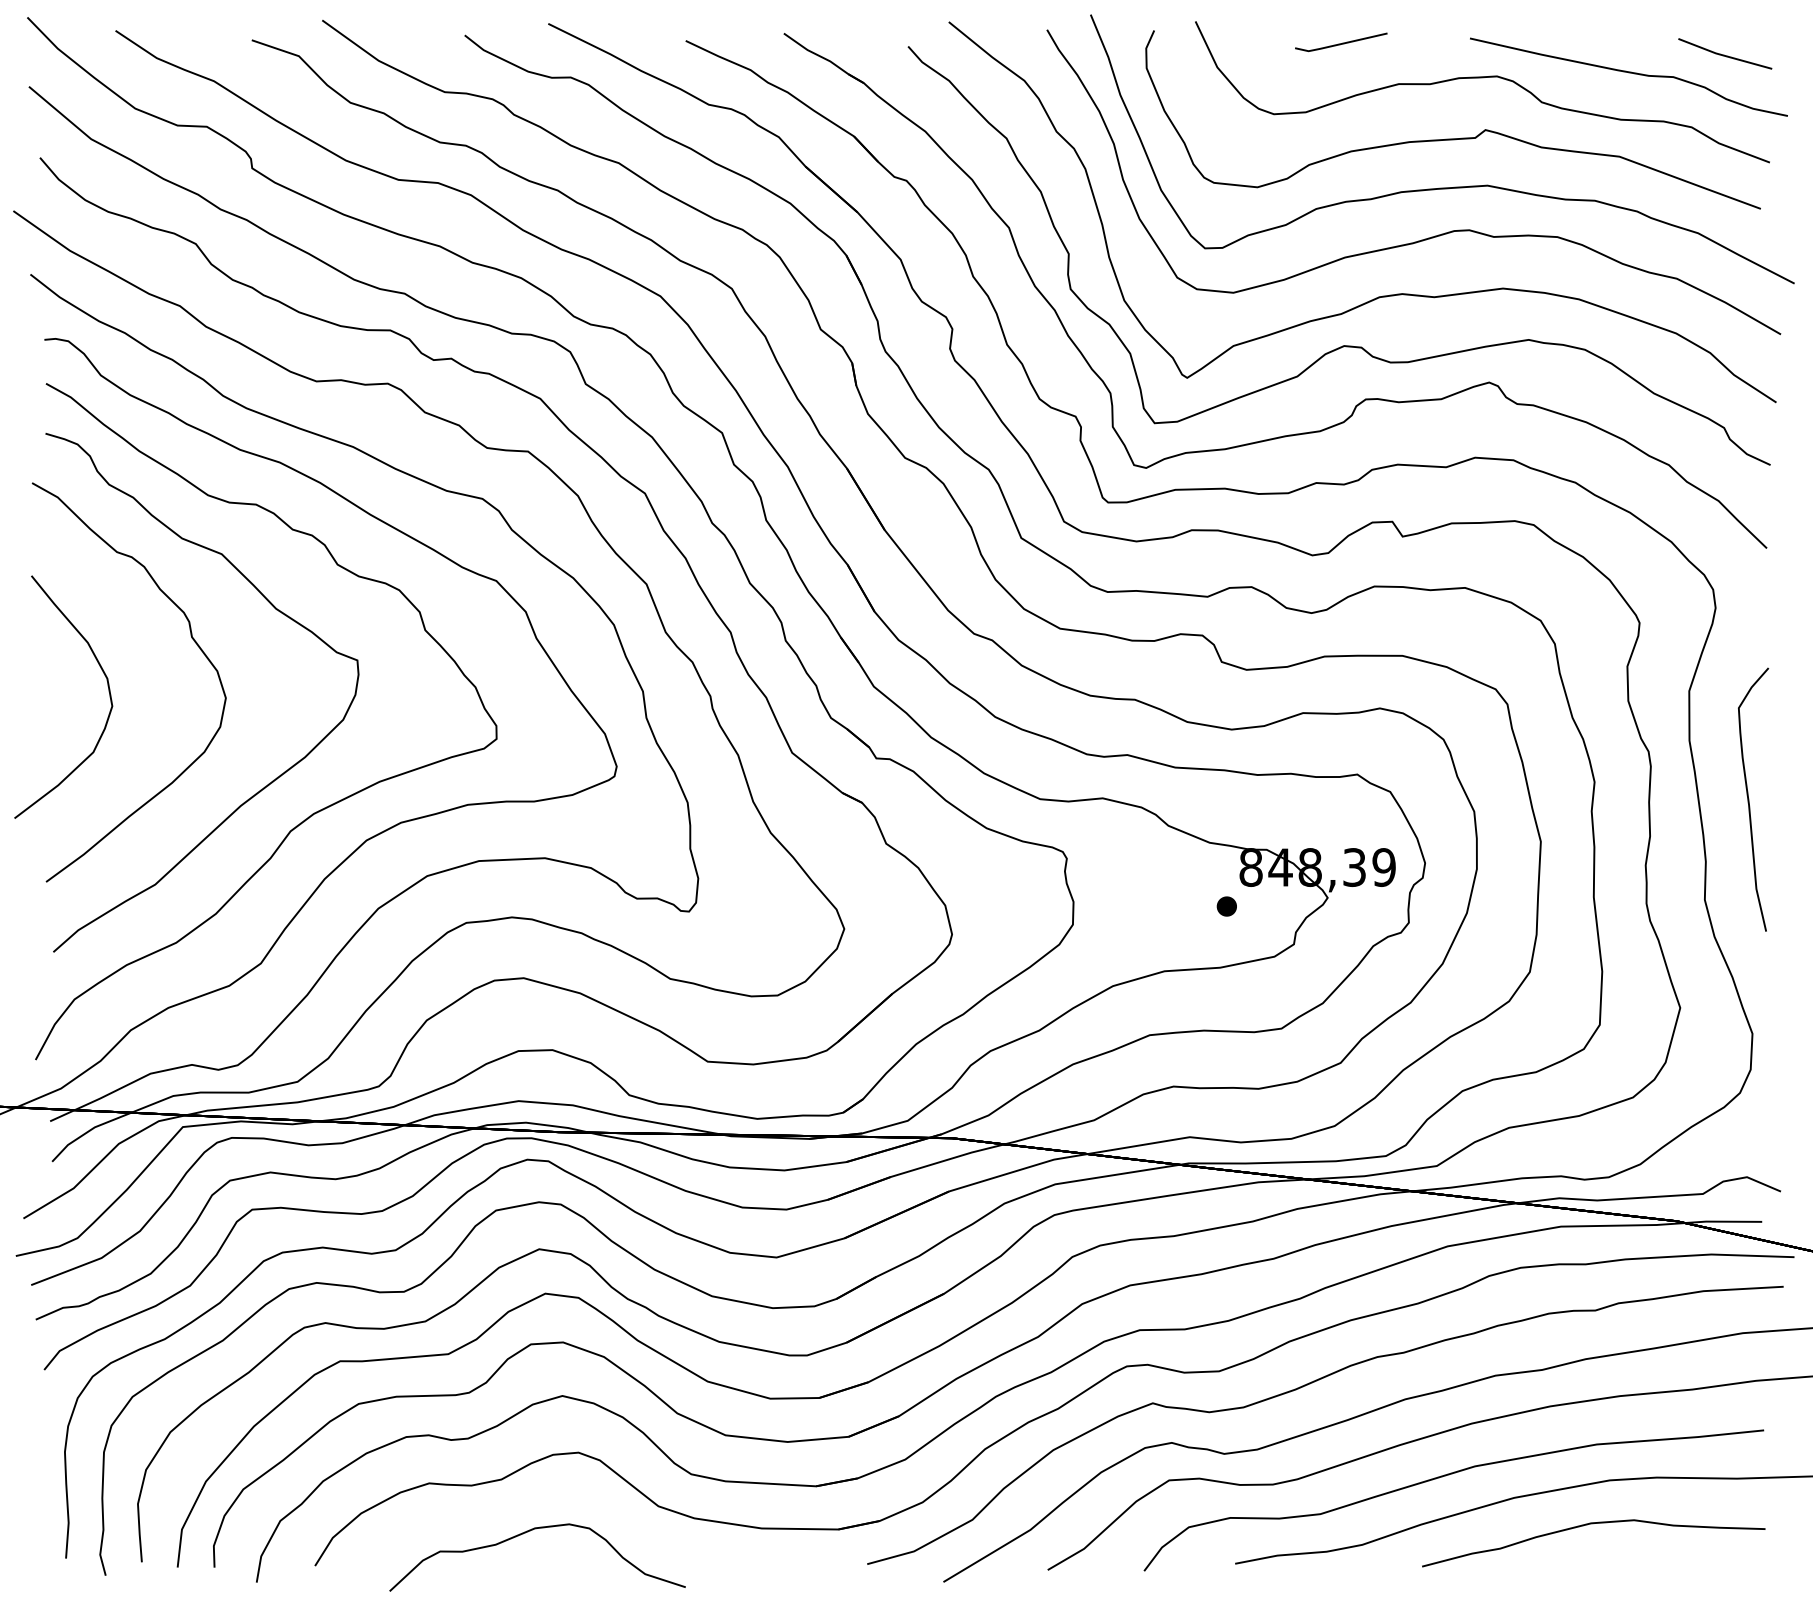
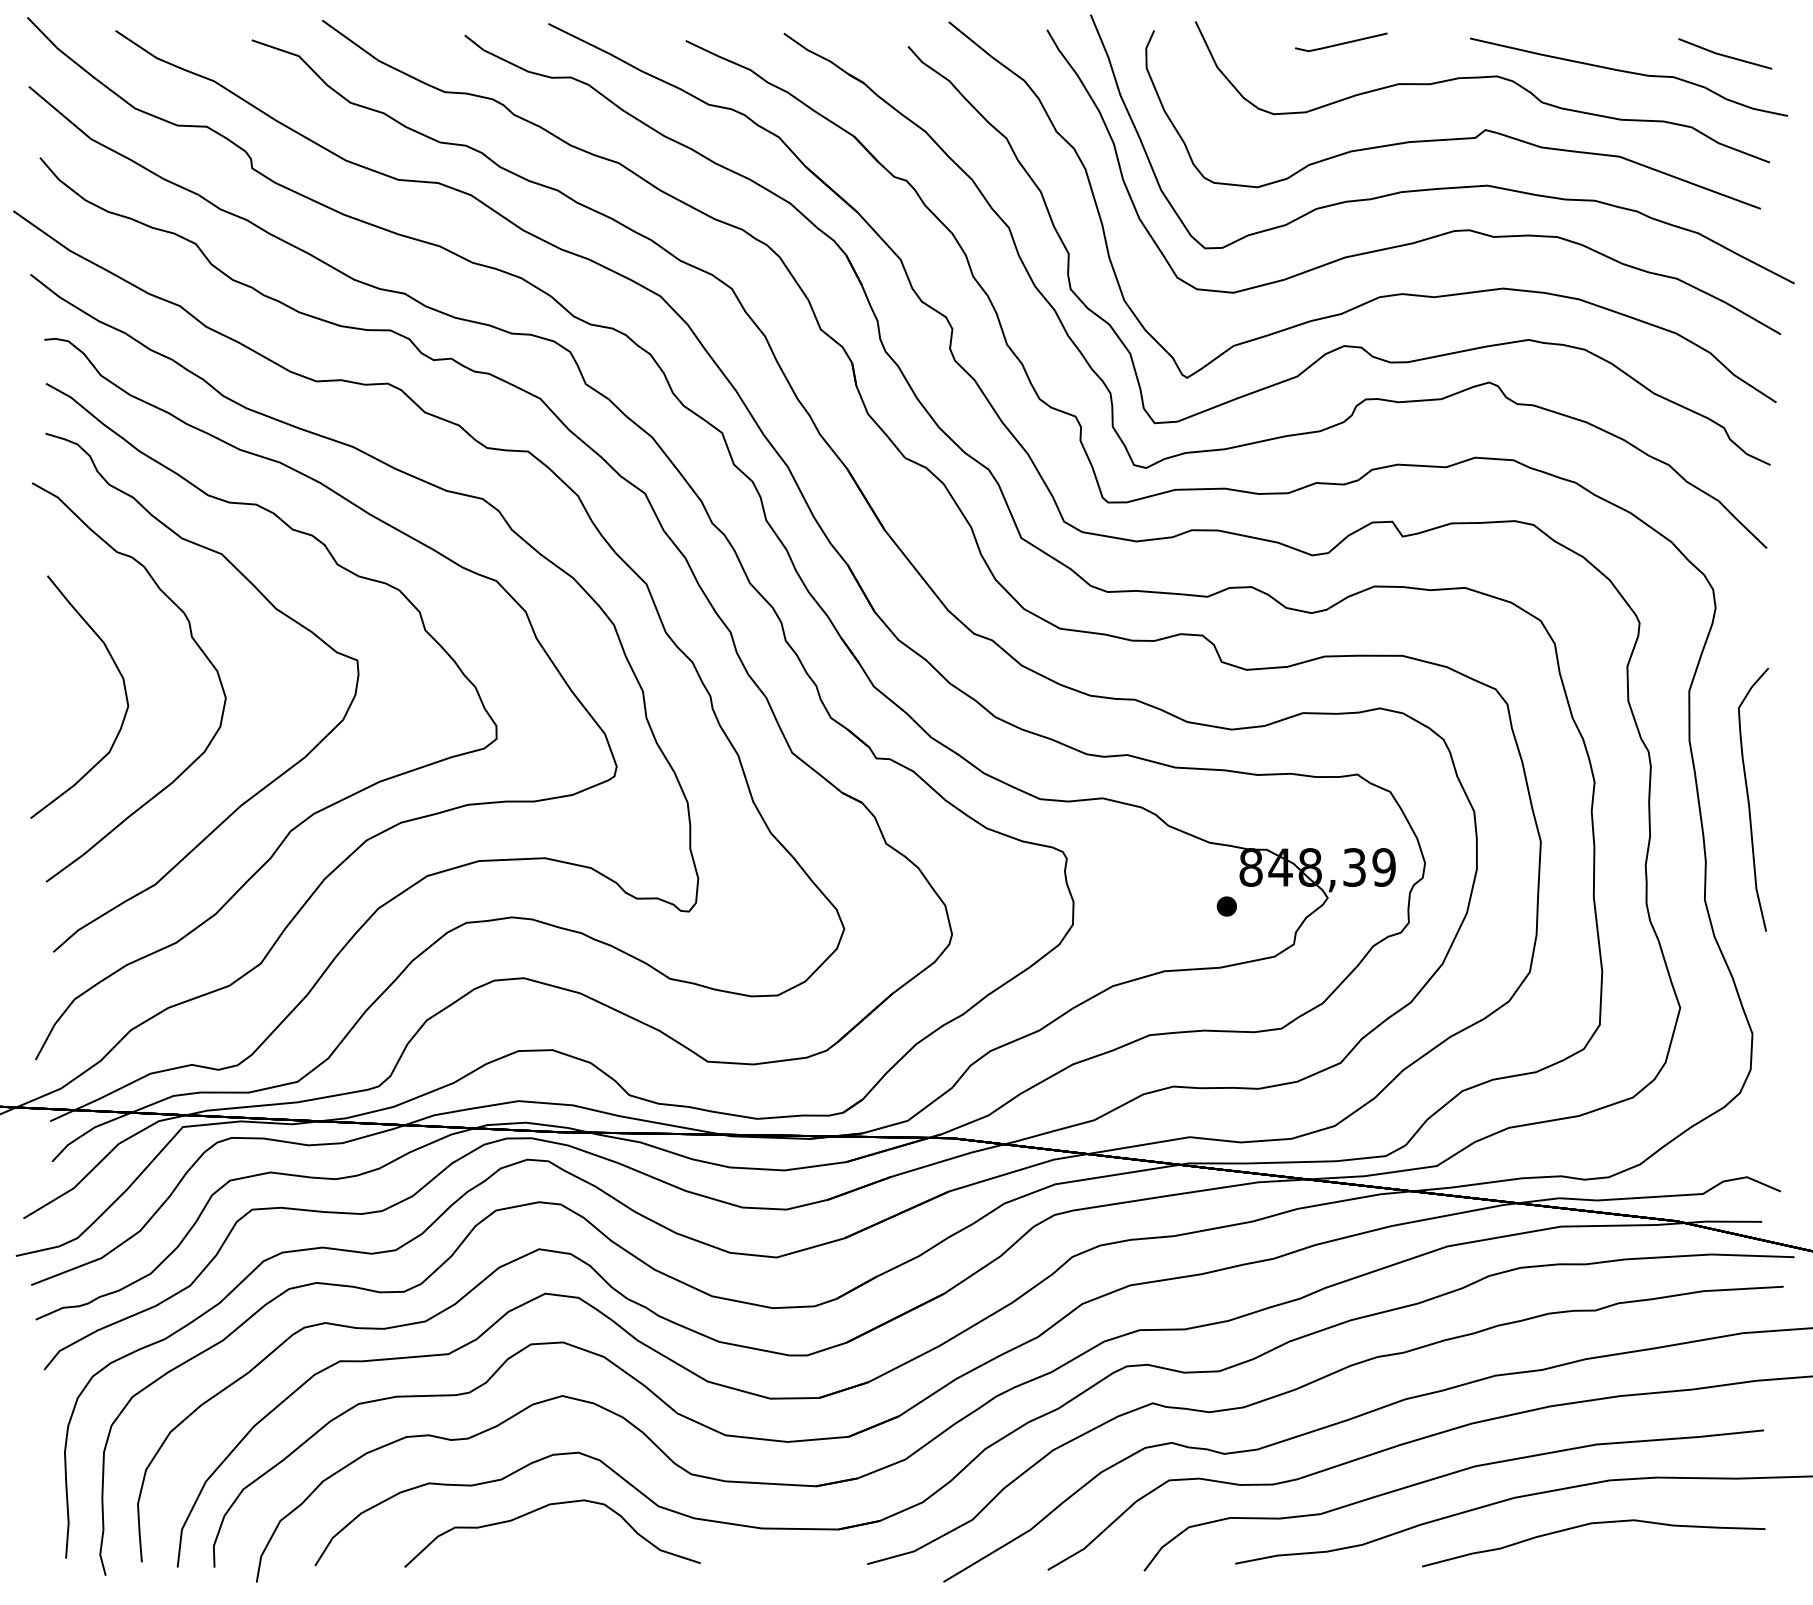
curve position: (107, 686) -> (123, 686) (123, 686)
part position: (528, 1532) -> (543, 1508) (543, 1508)
